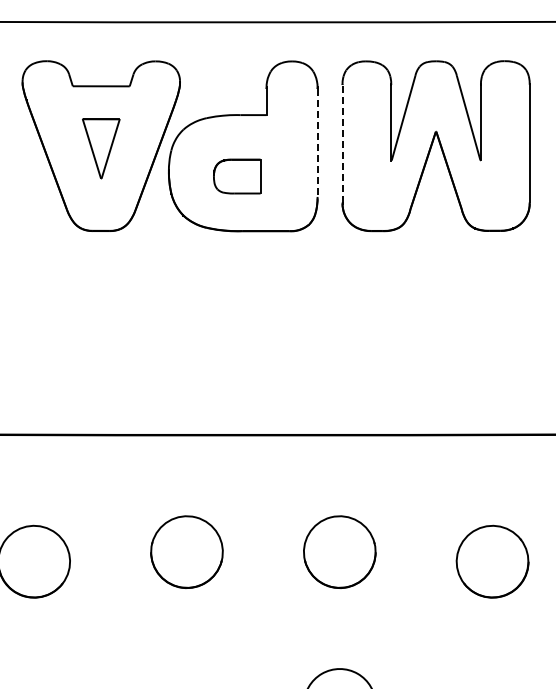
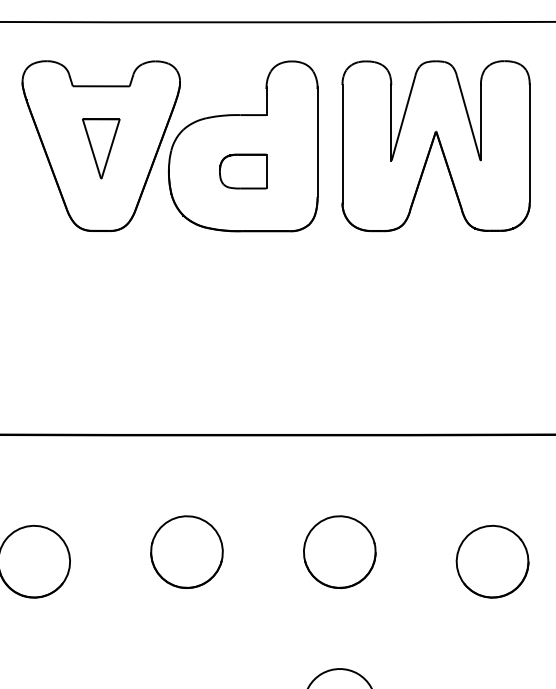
line: dashed -> solid (317, 143)
line: dashed -> solid (342, 143)
part position: (237, 176) -> (243, 171) (243, 171)
